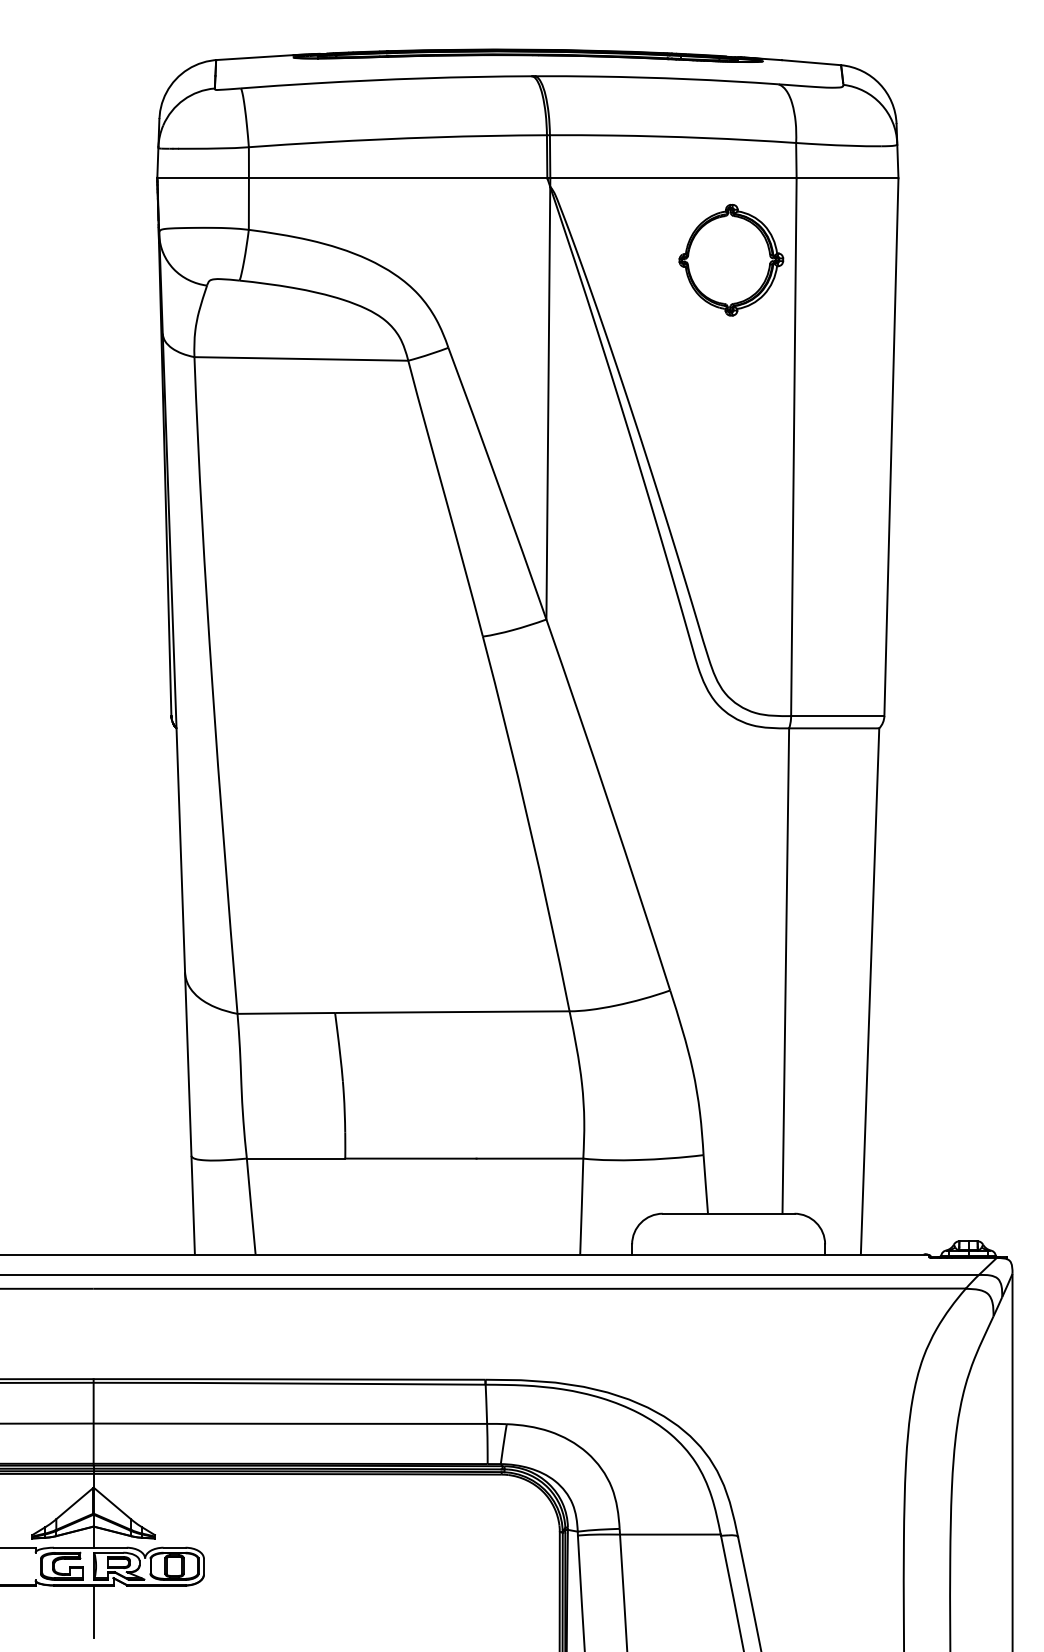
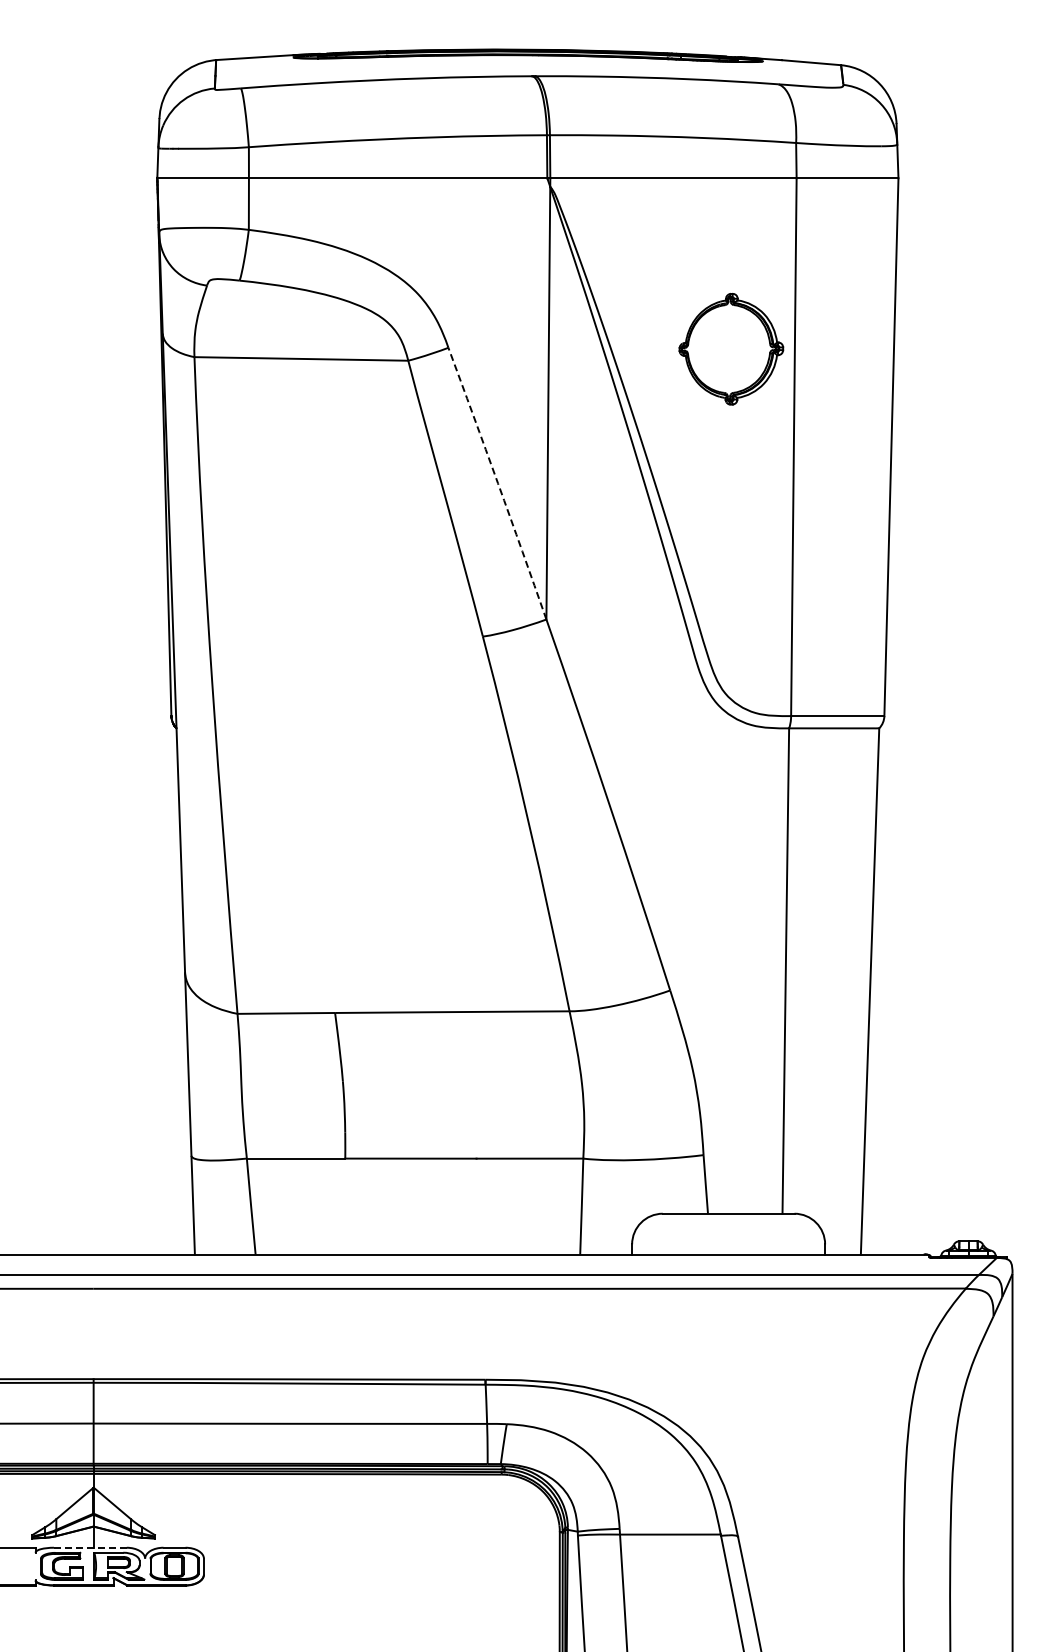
part position: (731, 260) -> (731, 349) (731, 349)
arc: solid -> dashed (498, 483)
line: solid -> dashed (89, 1547)
line: present -> none (93, 1611)
